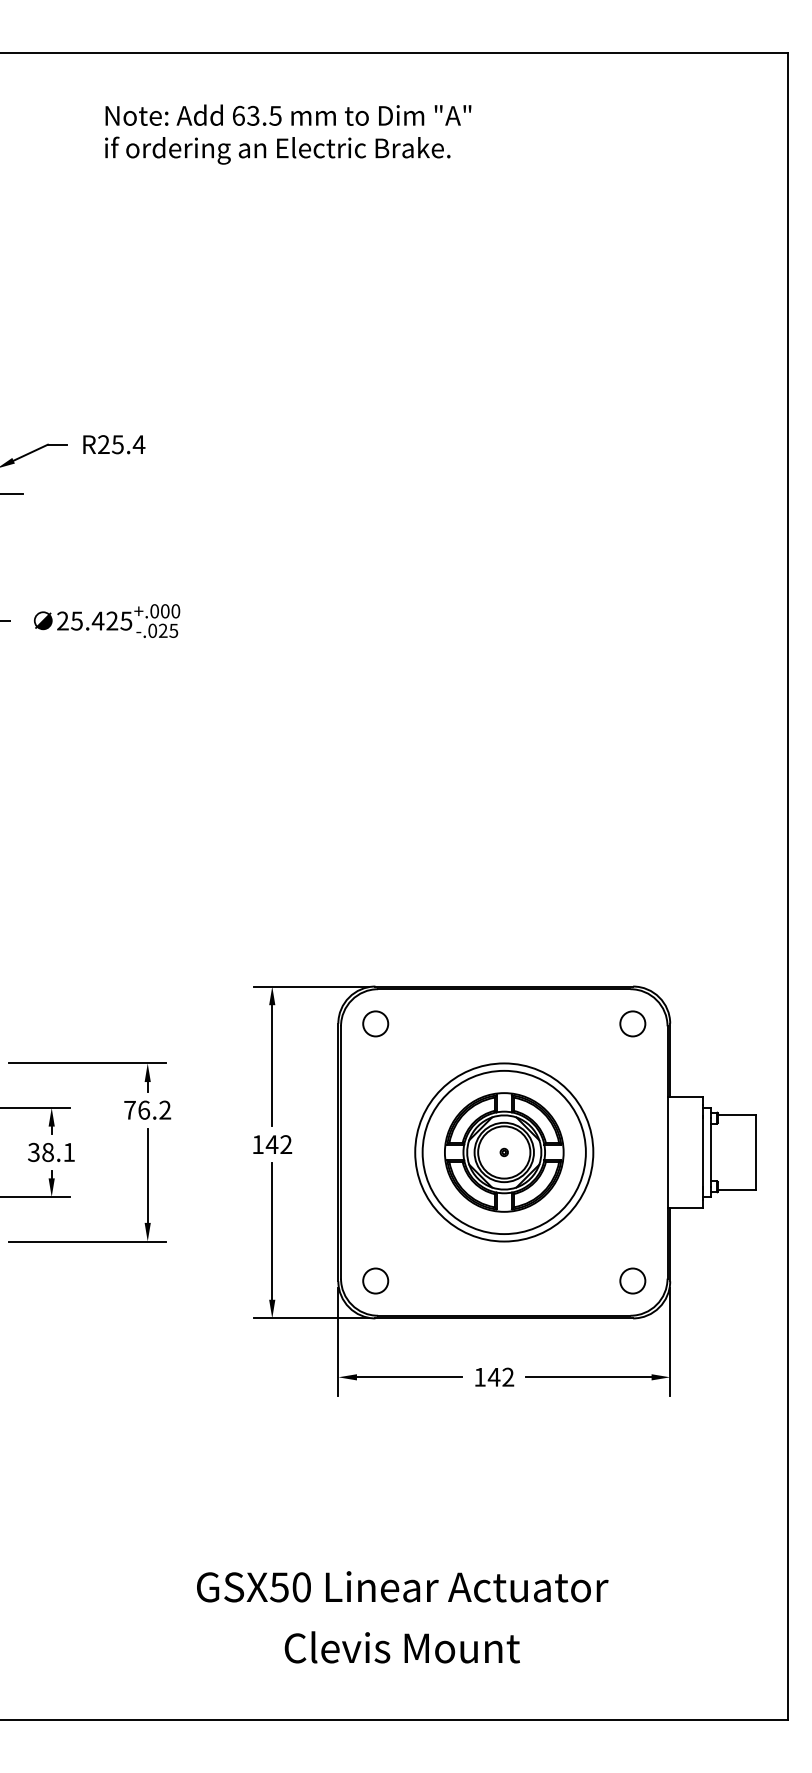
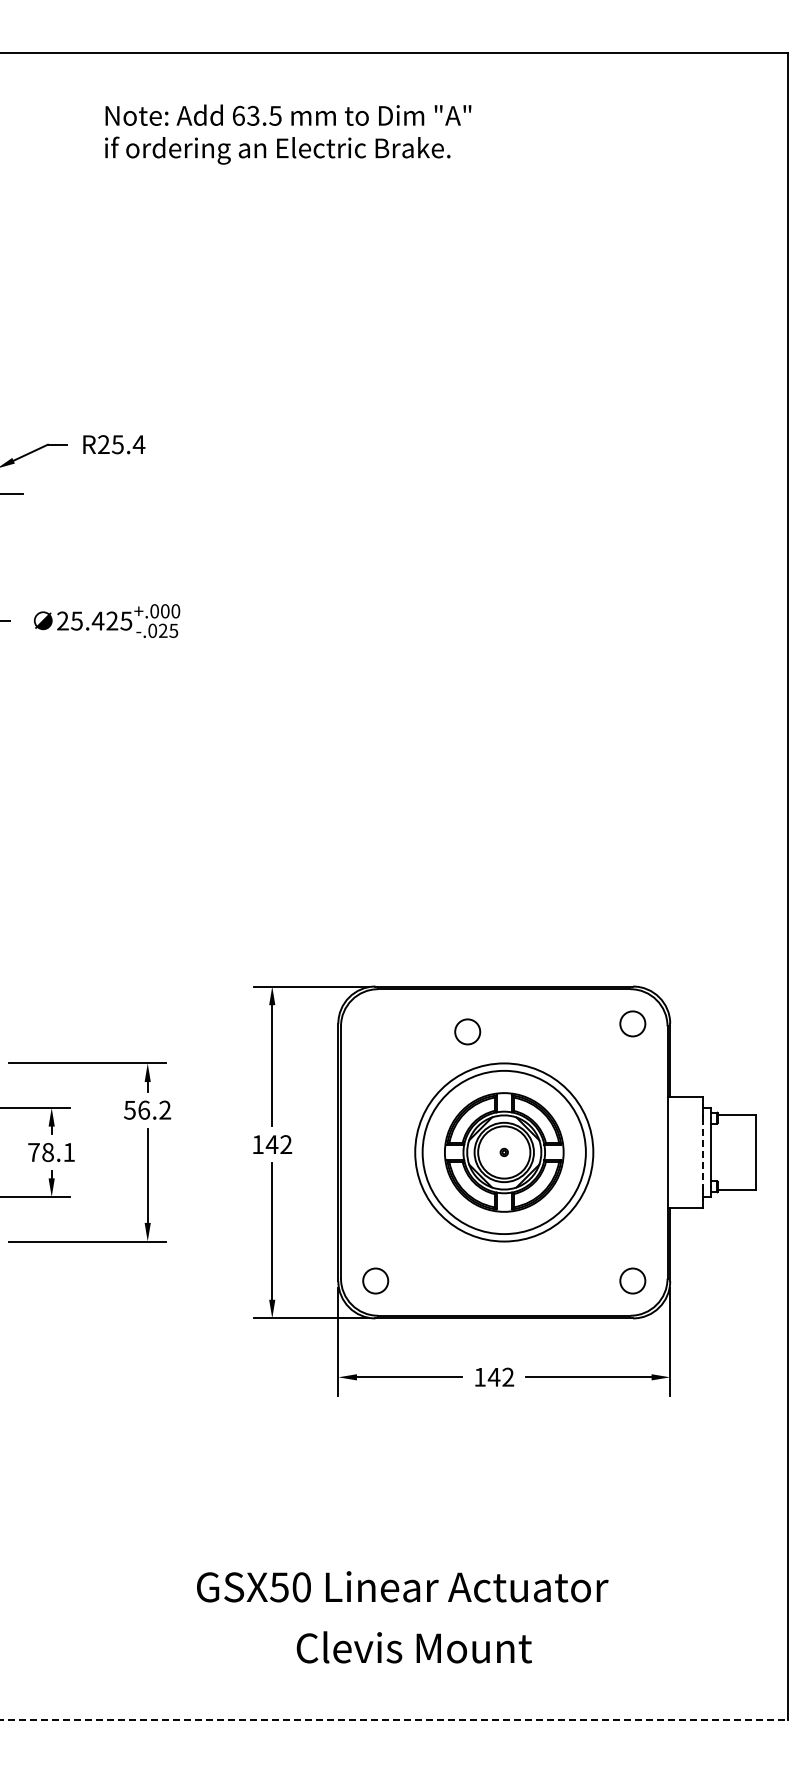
circle position: (375, 1023) -> (467, 1031) (467, 1031)
text: 76.2 -> 56.2 (129, 1110)
text: 38.1 -> 78.1 (33, 1152)
line: solid -> dashed (702, 1152)
text position: (401, 1647) -> (413, 1647) (413, 1647)
line: solid -> dashed (393, 1719)
